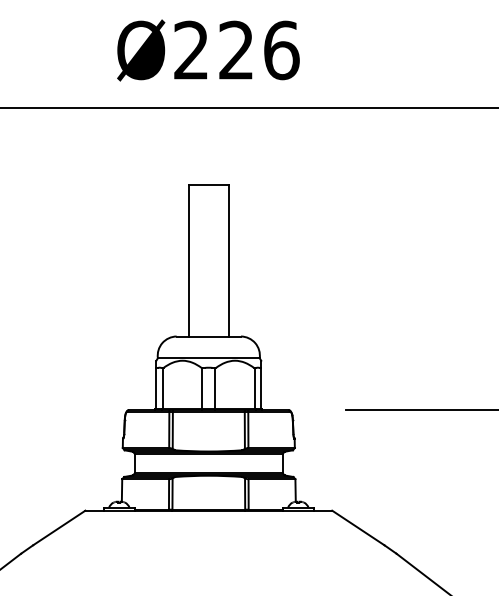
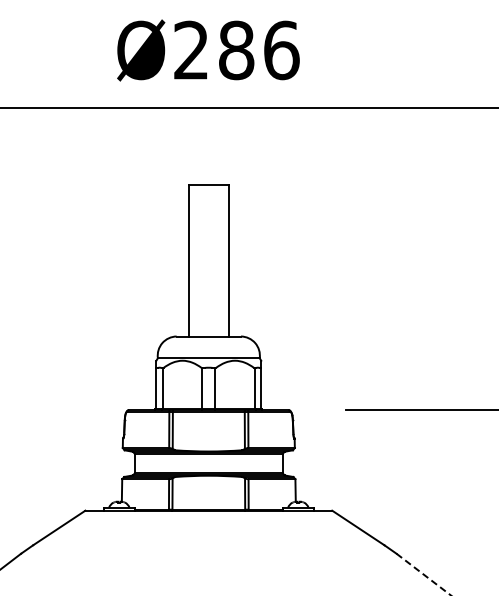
text: Ø226 -> Ø286 (236, 50)
line: solid -> dashed (424, 574)
